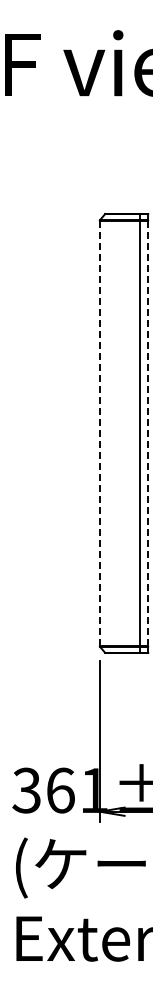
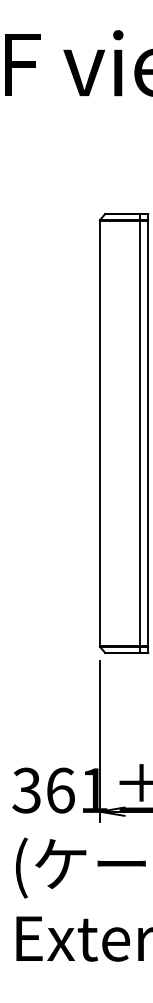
line: dashed -> solid (99, 433)
line: dashed -> solid (147, 433)
